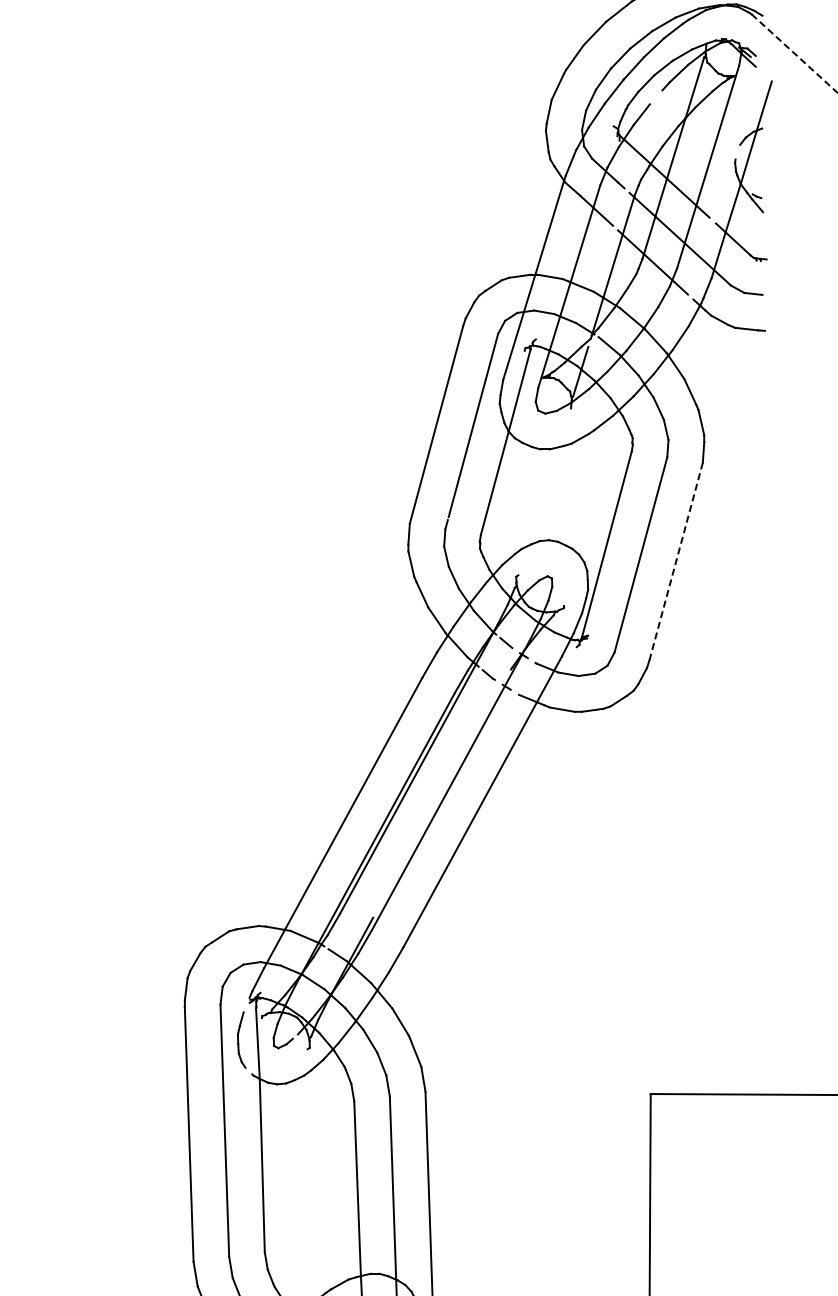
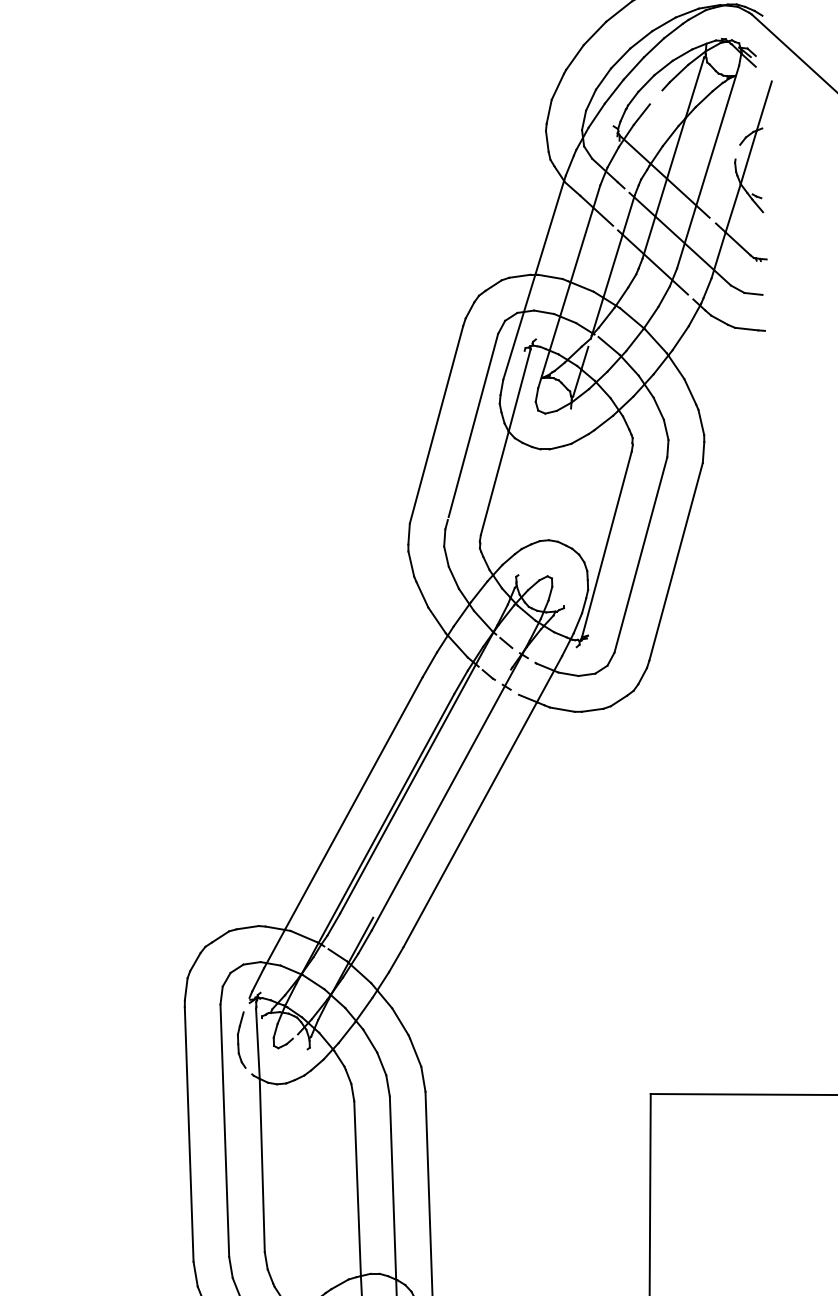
line: dashed -> solid (795, 53)
line: dashed -> solid (676, 561)
